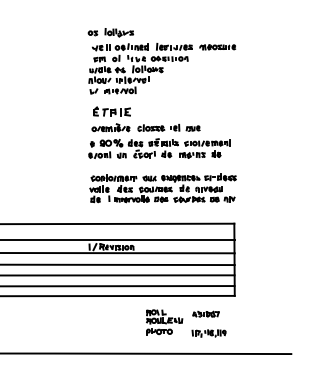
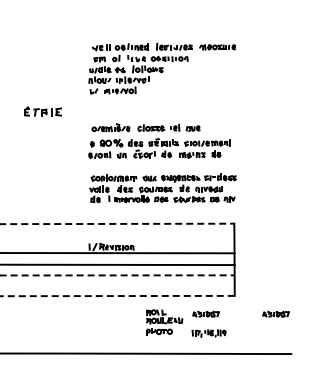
part: present -> none (110, 32)
part position: (111, 111) -> (42, 111) (42, 111)
line: solid -> dashed (117, 223)
line: present -> none (118, 240)
line: solid -> dashed (117, 275)
line: present -> none (118, 286)
line: solid -> dashed (116, 296)
part: none -> present (275, 313)
